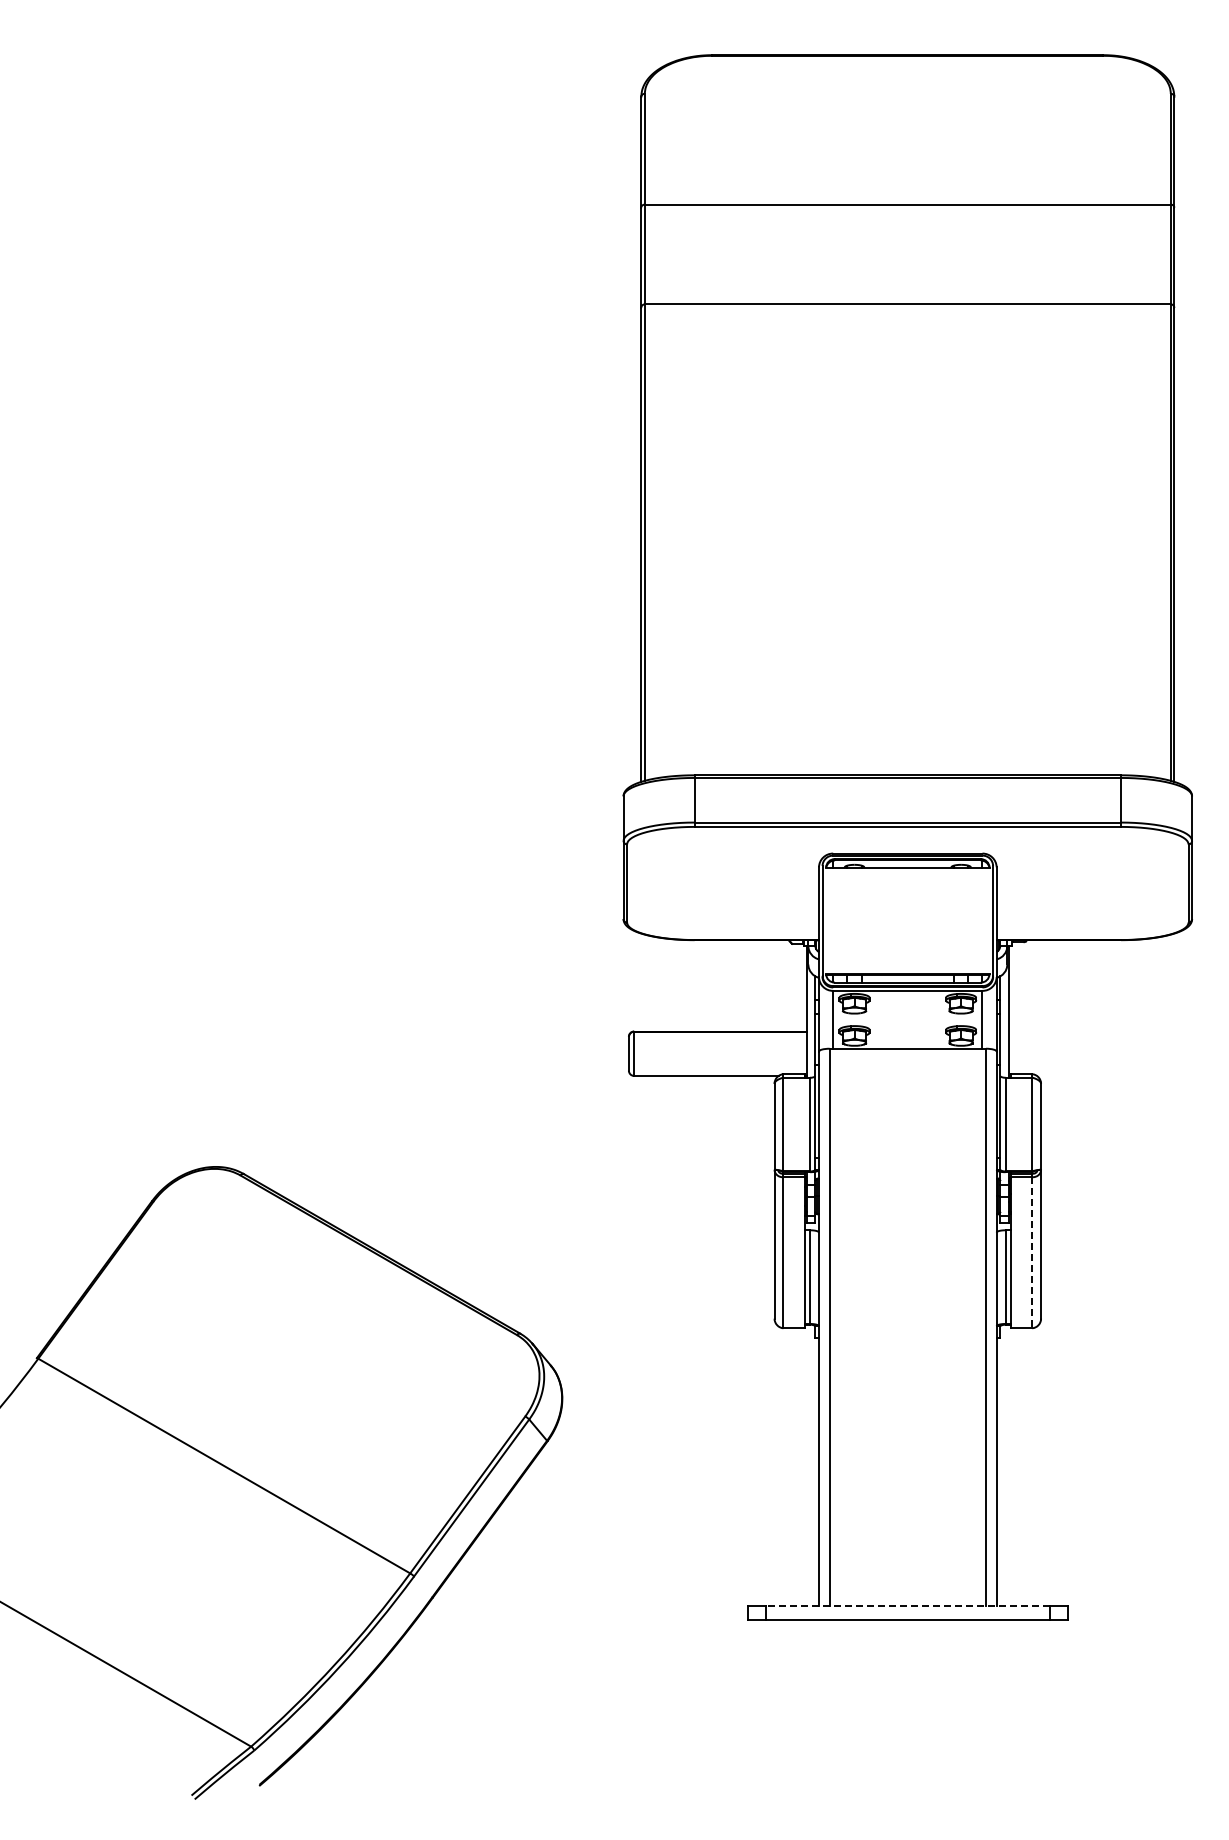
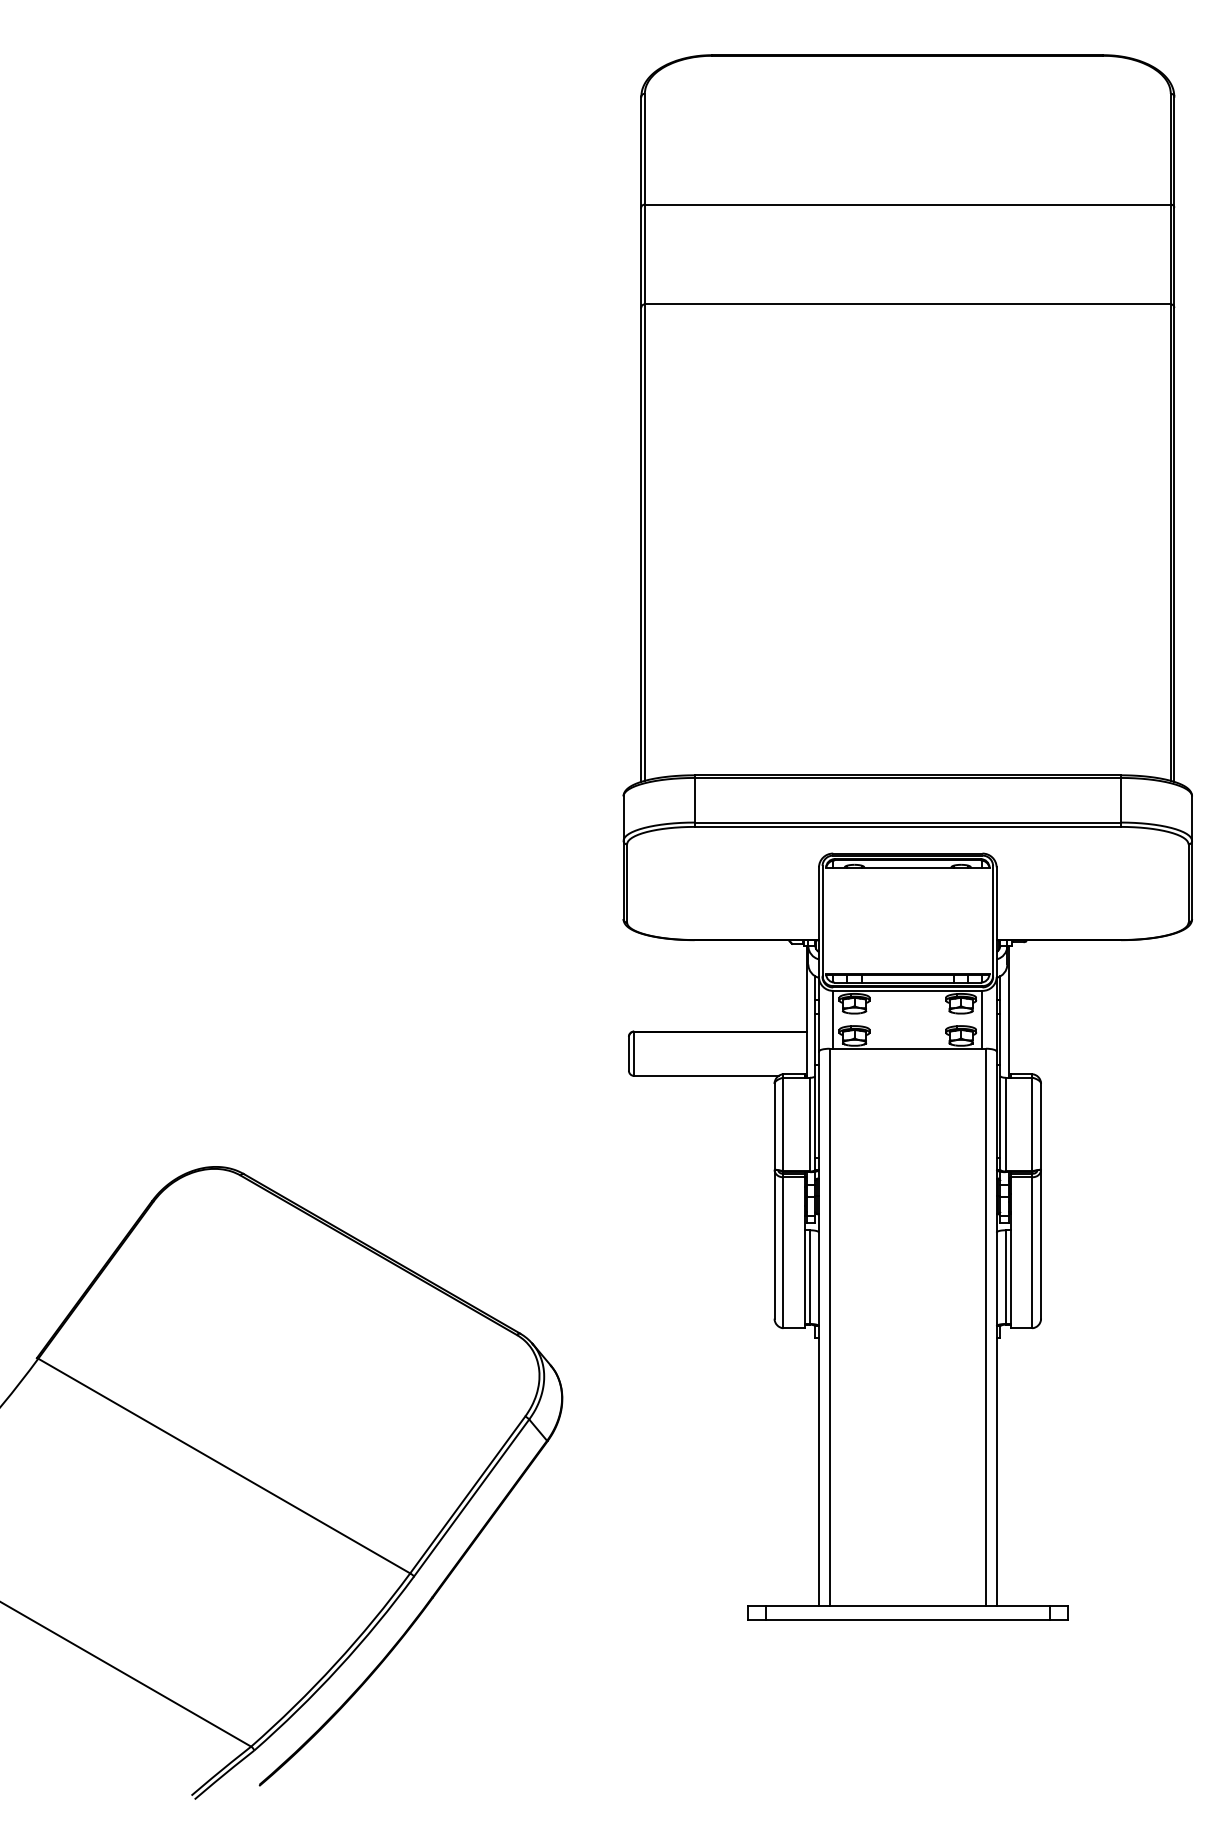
line: dashed -> solid (1032, 1252)
line: dashed -> solid (907, 1605)
